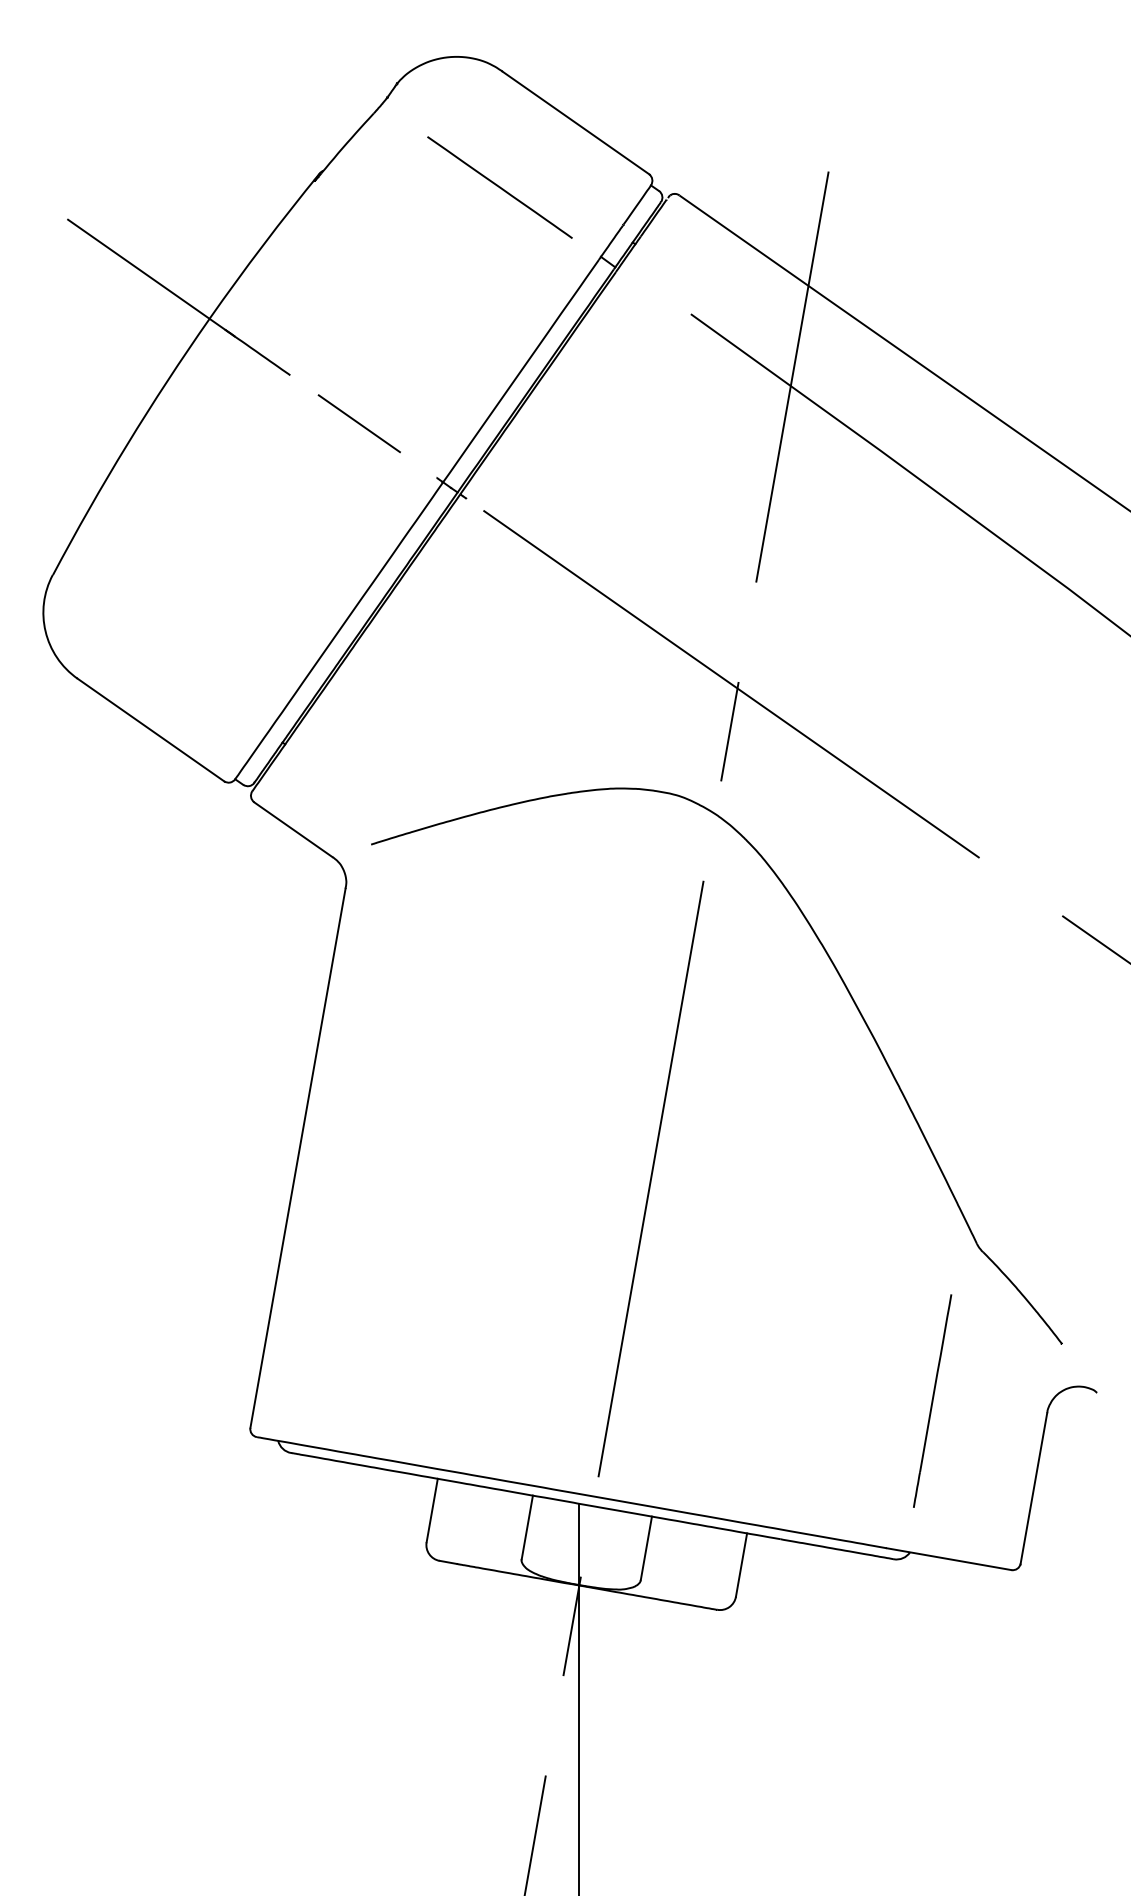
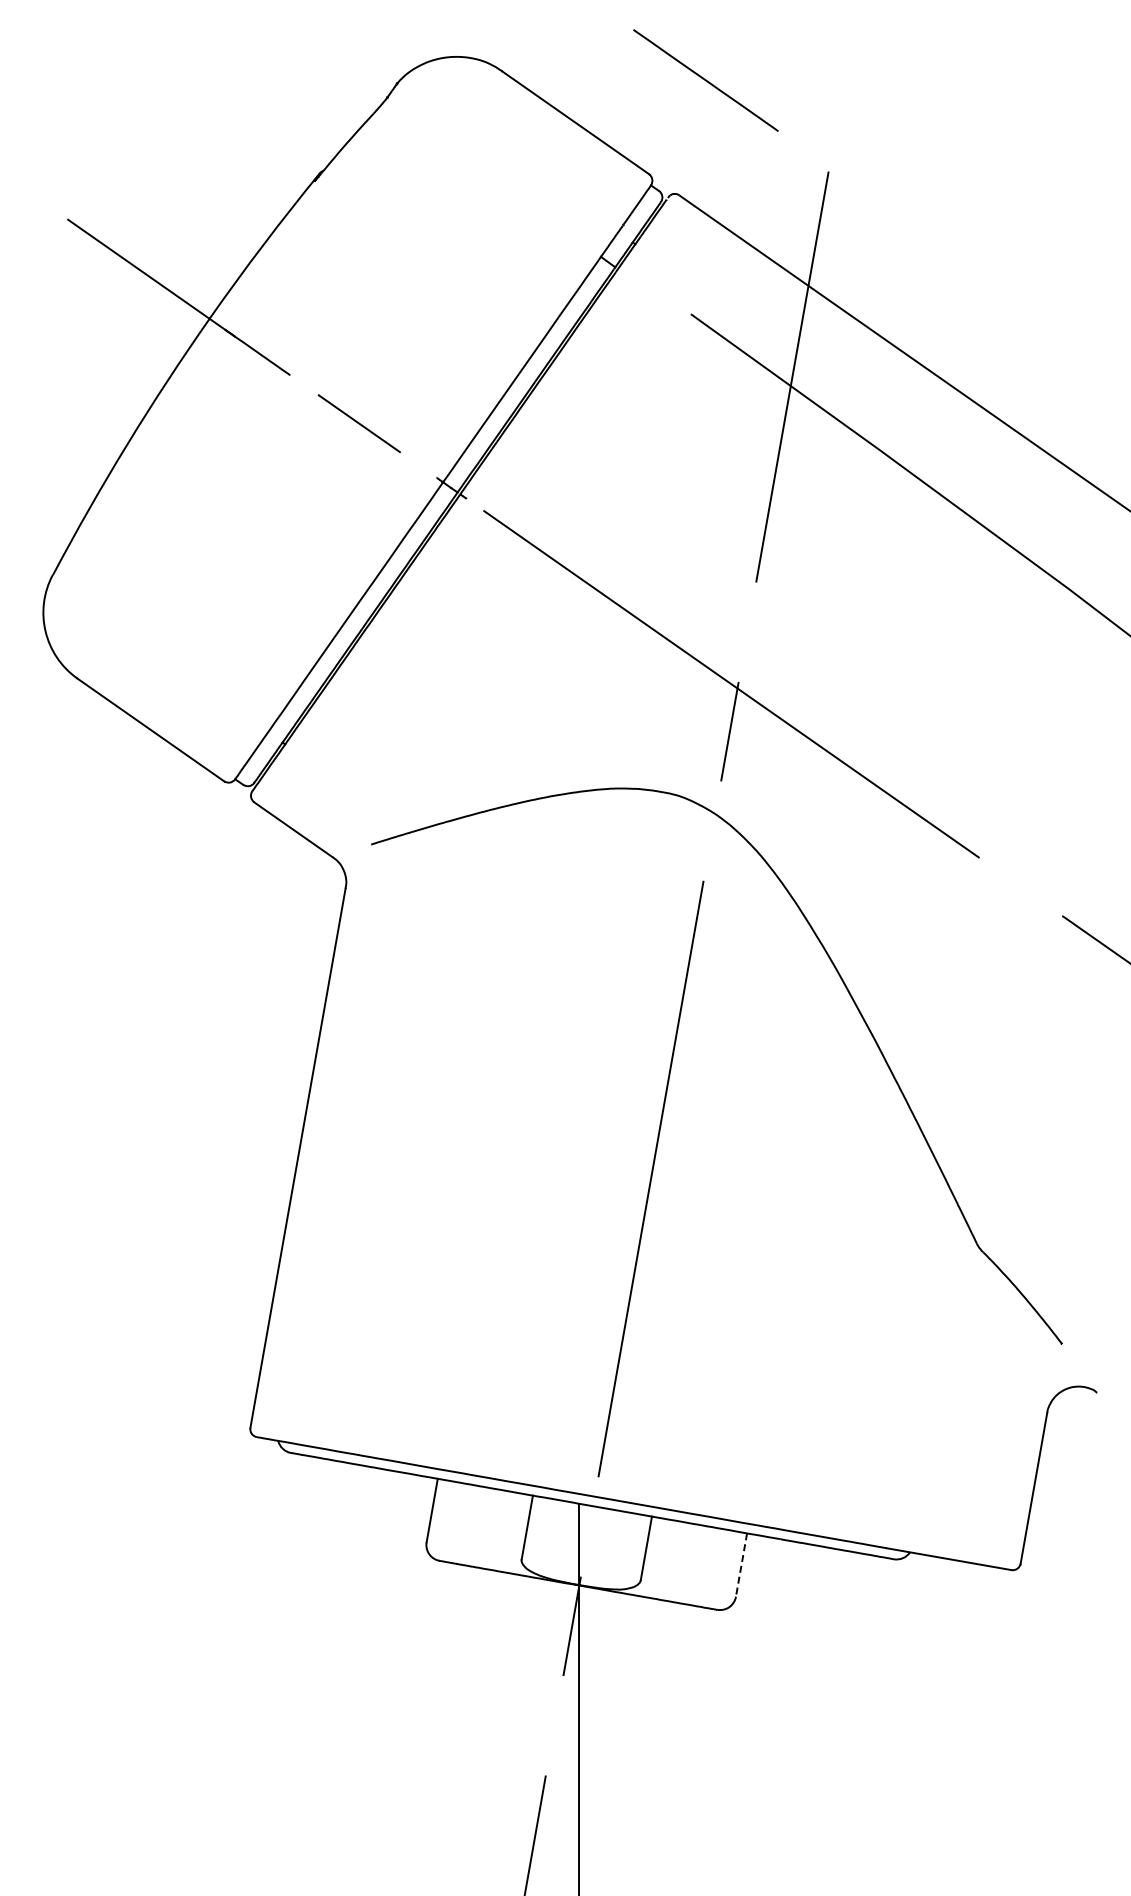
line position: (499, 187) -> (705, 80) (705, 80)
line: present -> none (932, 1400)
line: solid -> dashed (741, 1565)
